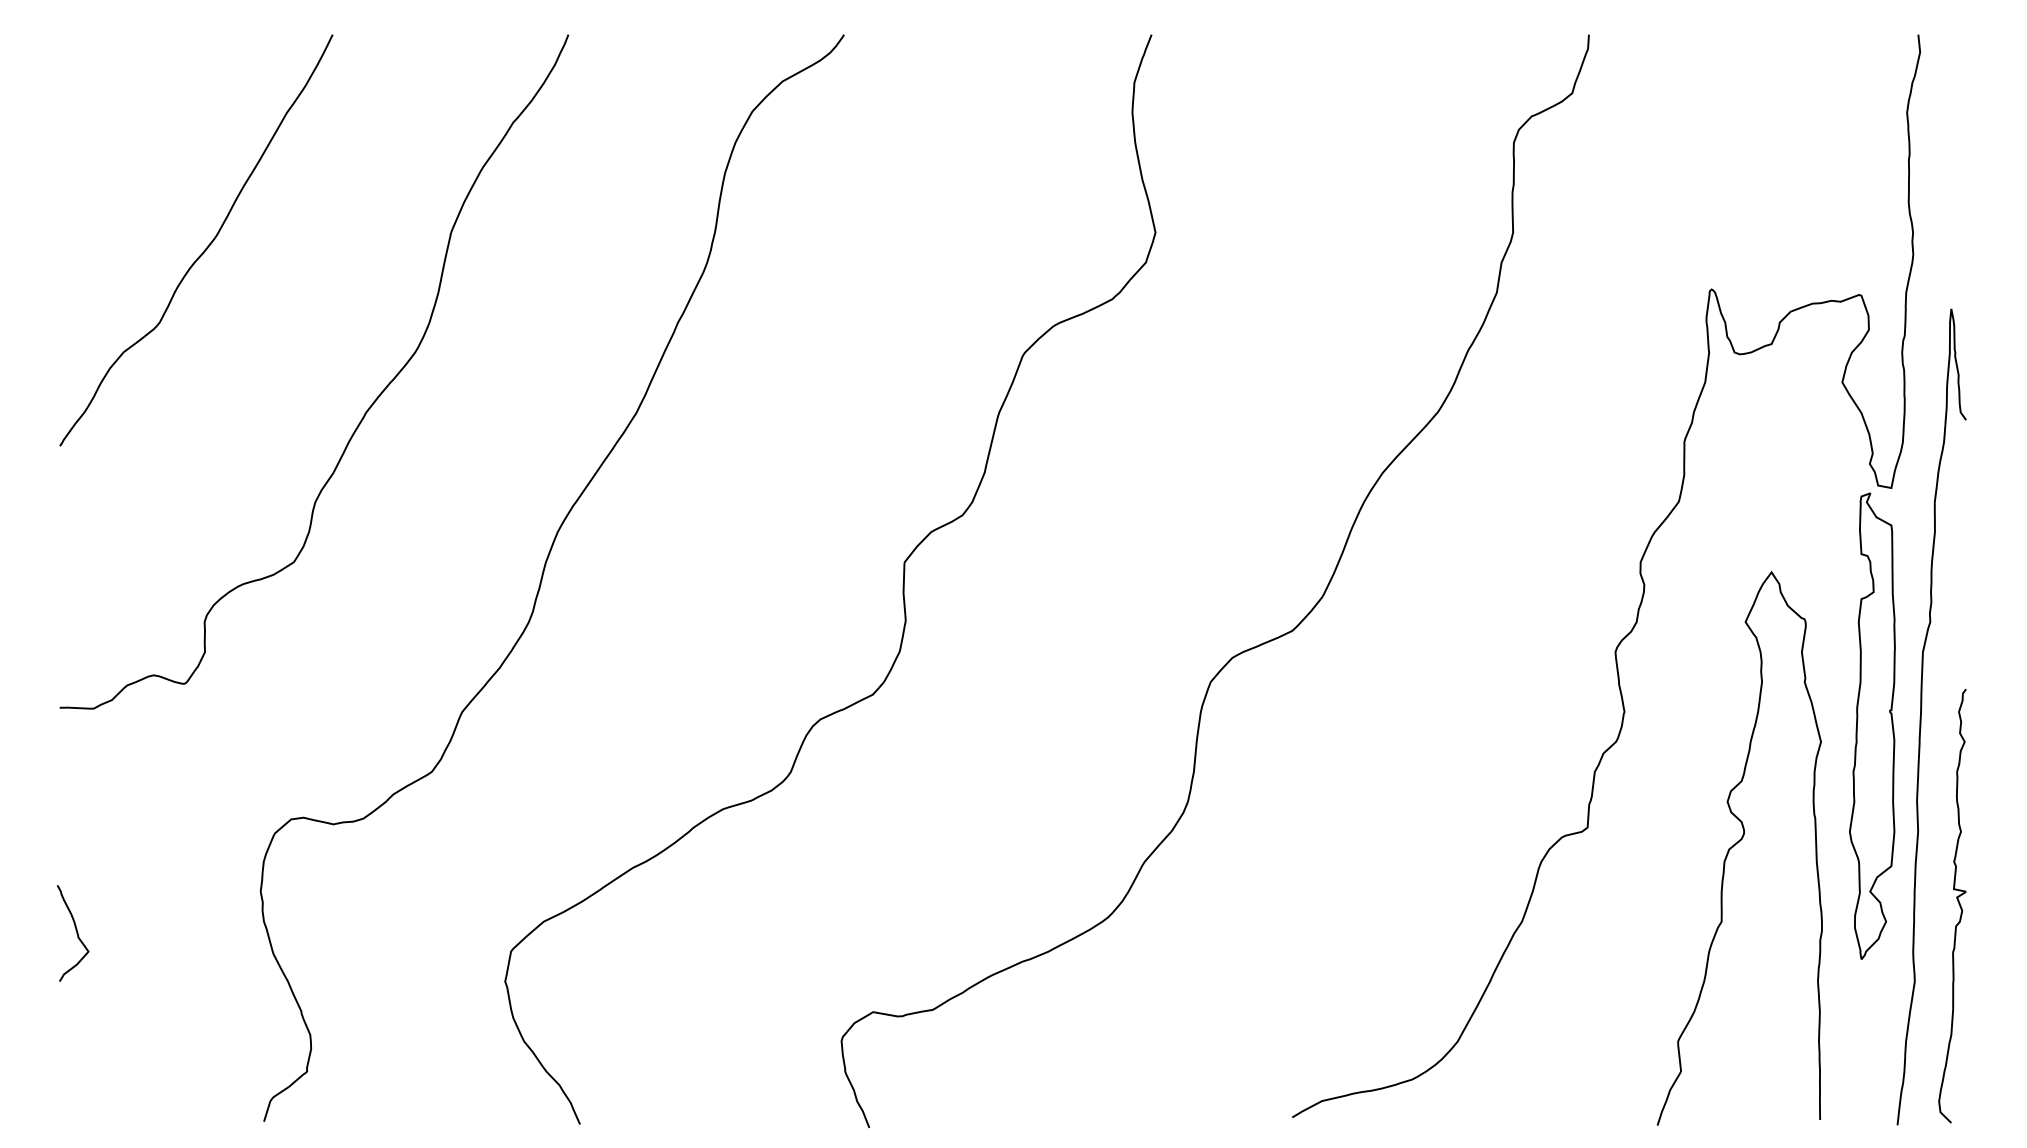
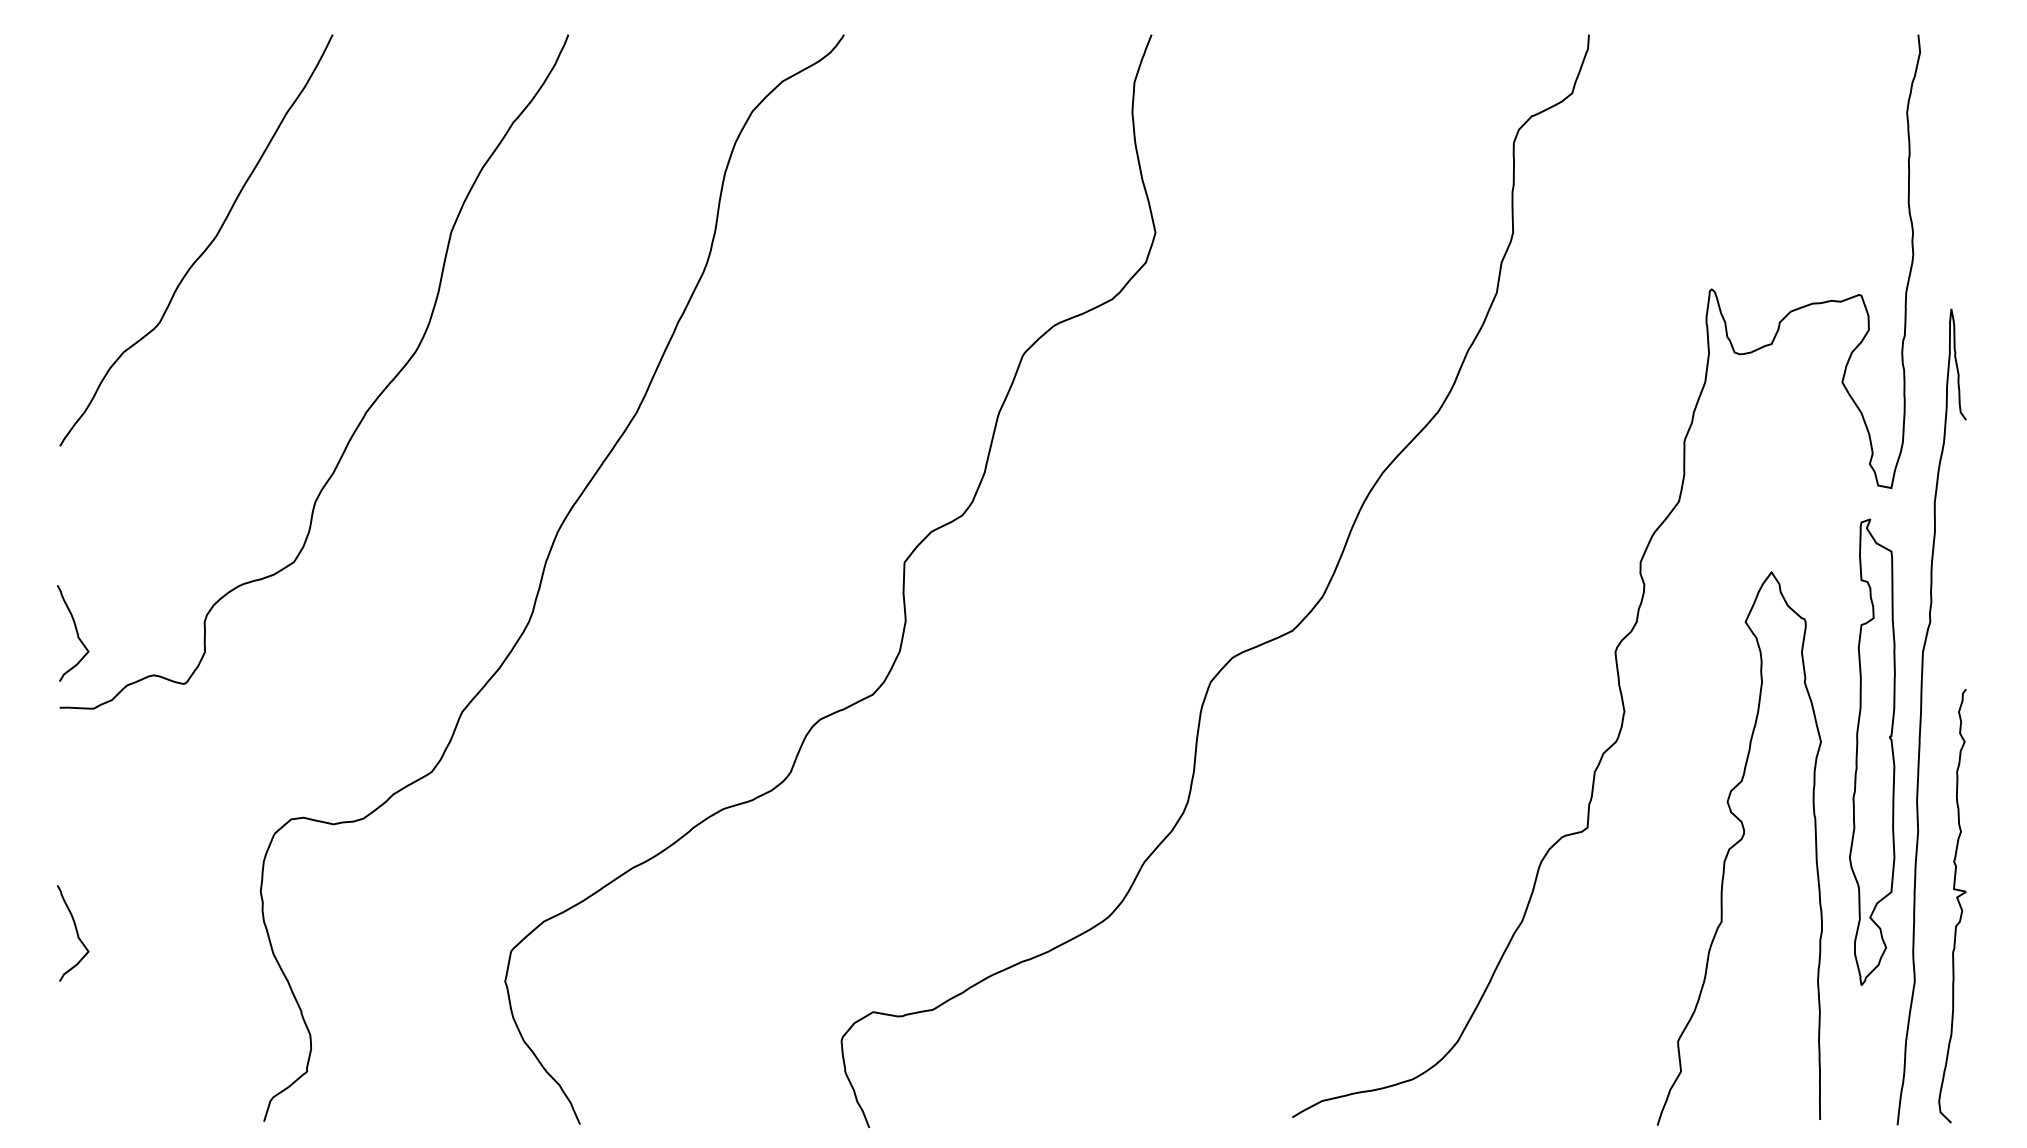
curve: none -> present (76, 633)
part position: (1872, 725) -> (1872, 751) (1872, 751)
